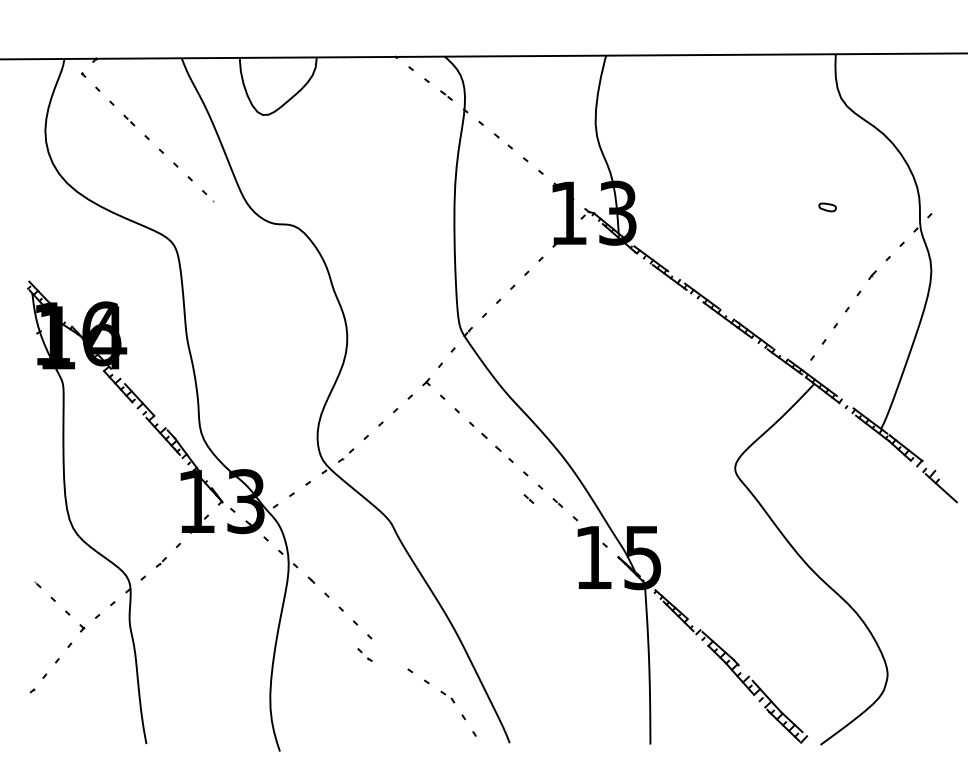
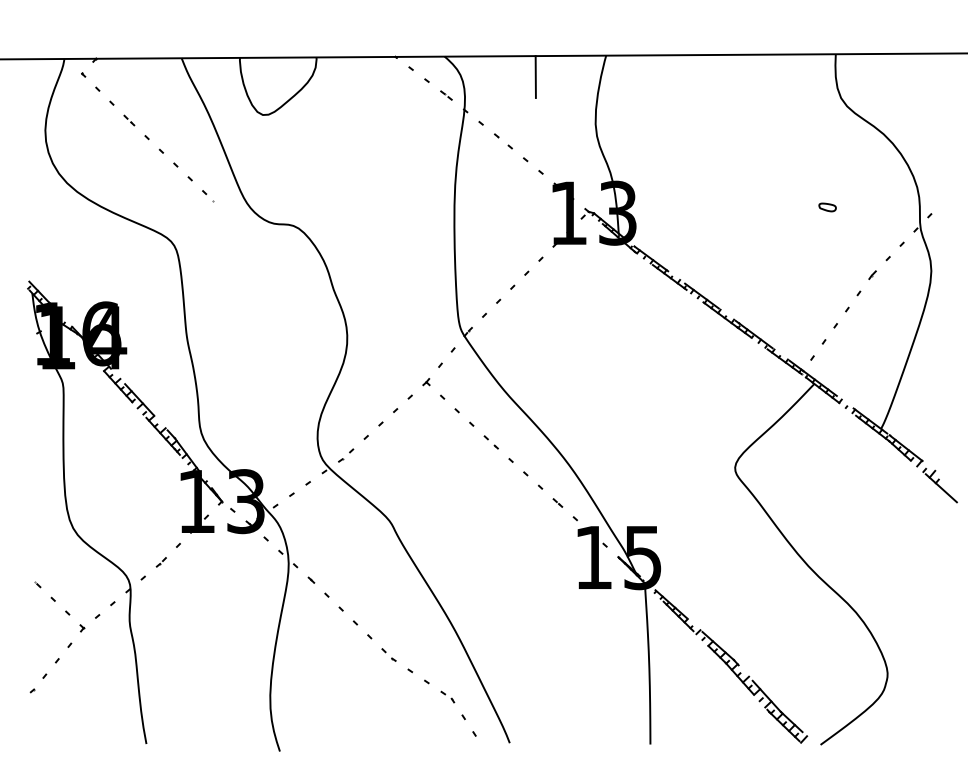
line: none -> present (535, 76)
part size: 21x20 px -> 16x15 px (490, 442)
line: present -> none (528, 498)
part position: (364, 654) -> (388, 654) (388, 654)
